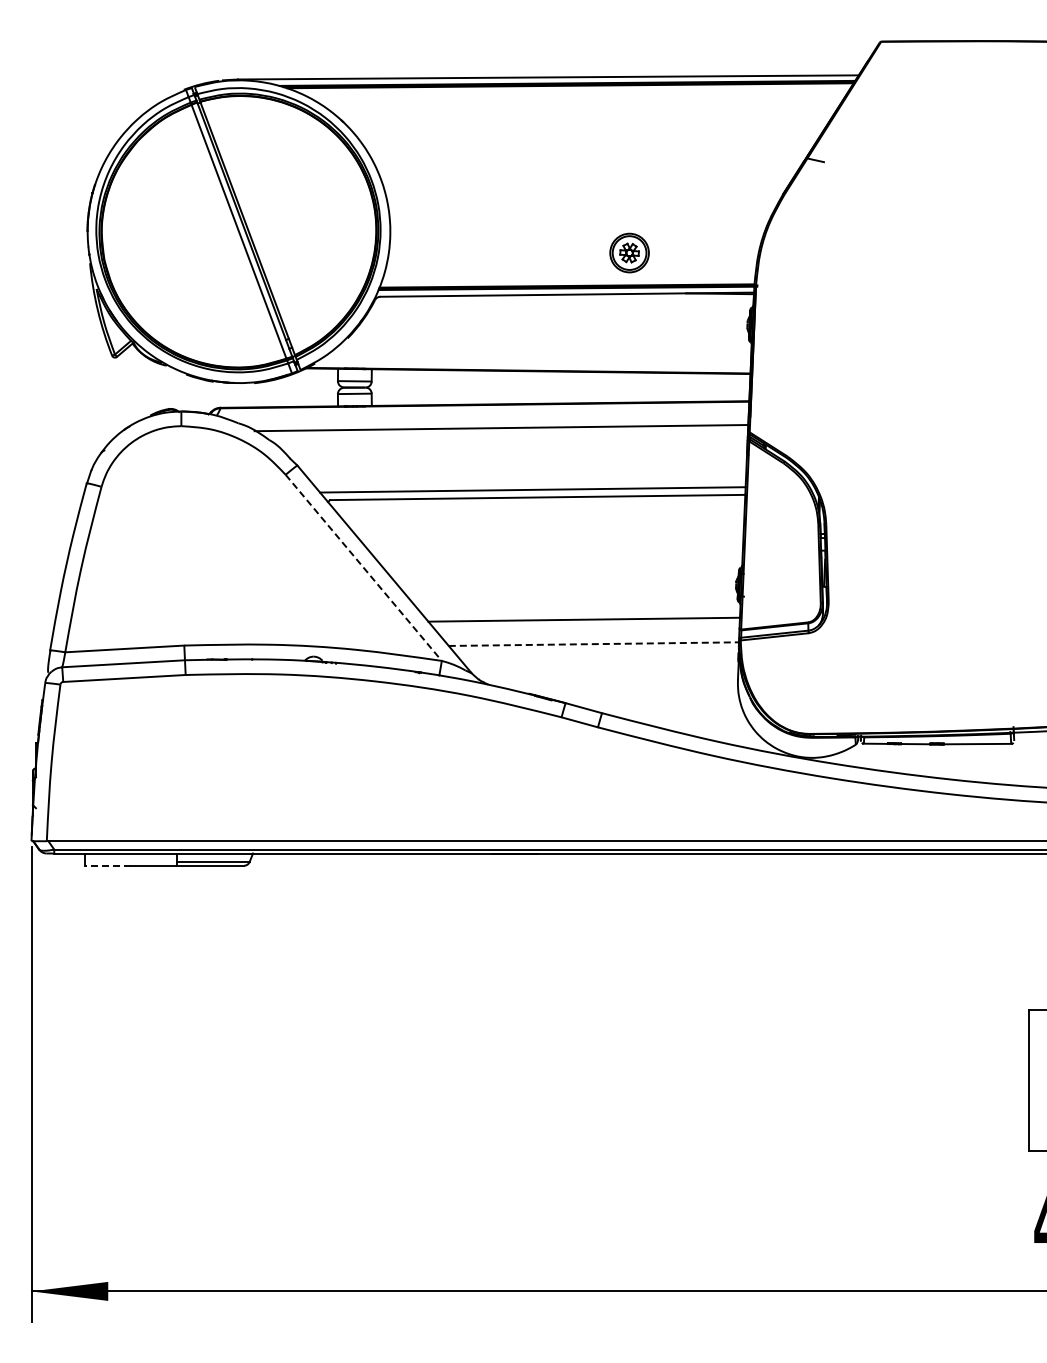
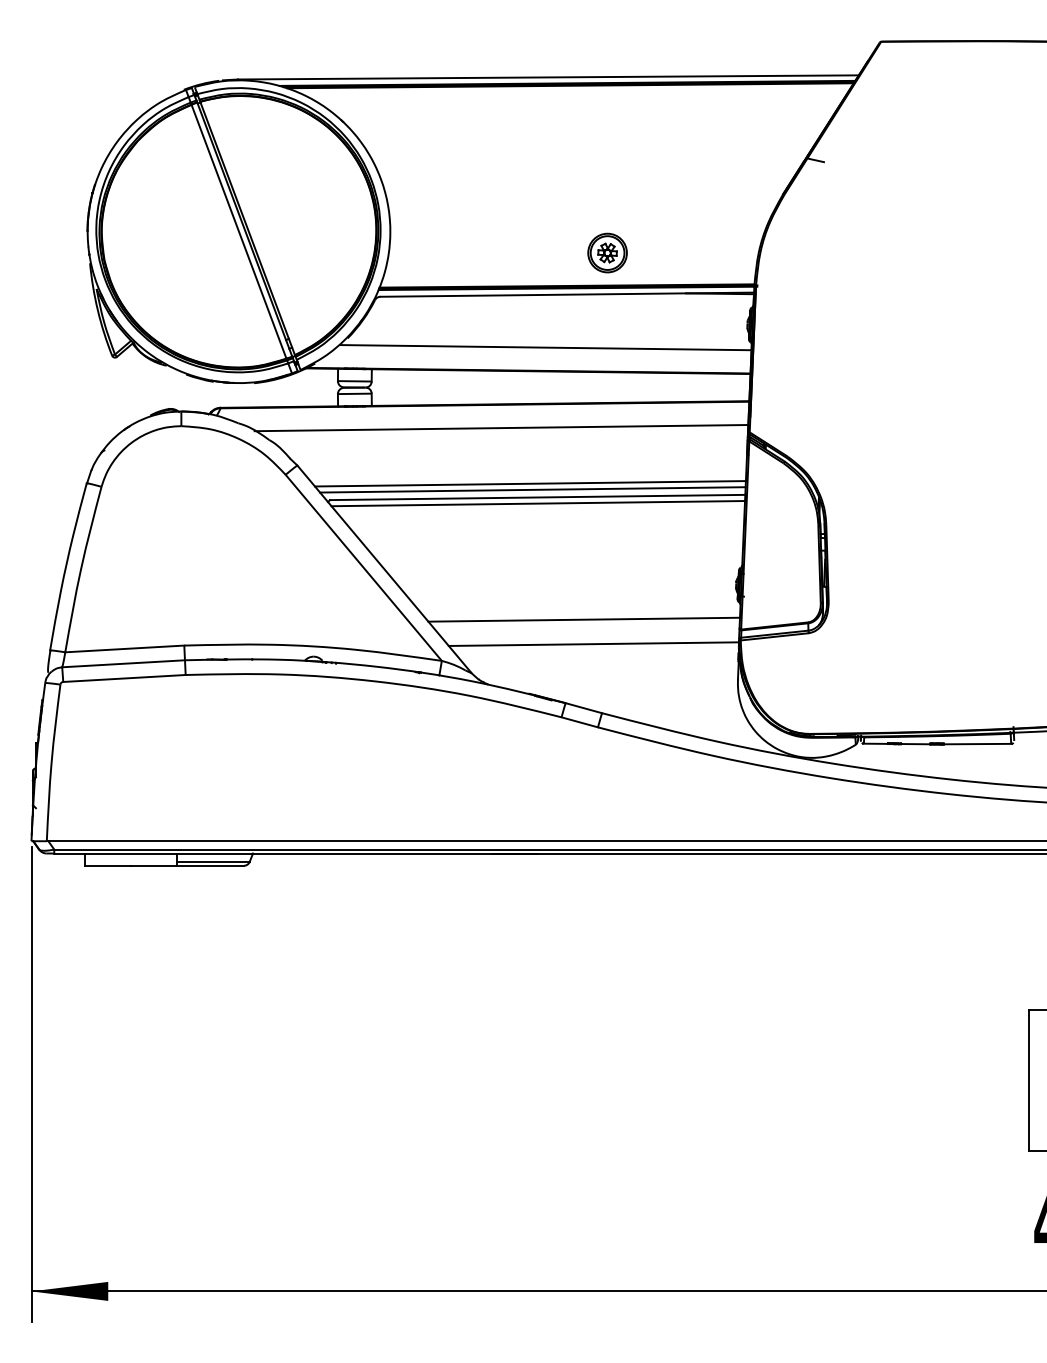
part position: (629, 252) -> (607, 252) (607, 252)
line: none -> present (545, 347)
line: none -> present (529, 483)
line: none -> present (538, 503)
line: dashed -> solid (364, 568)
line: dashed -> solid (594, 644)
line: dashed -> solid (107, 865)
